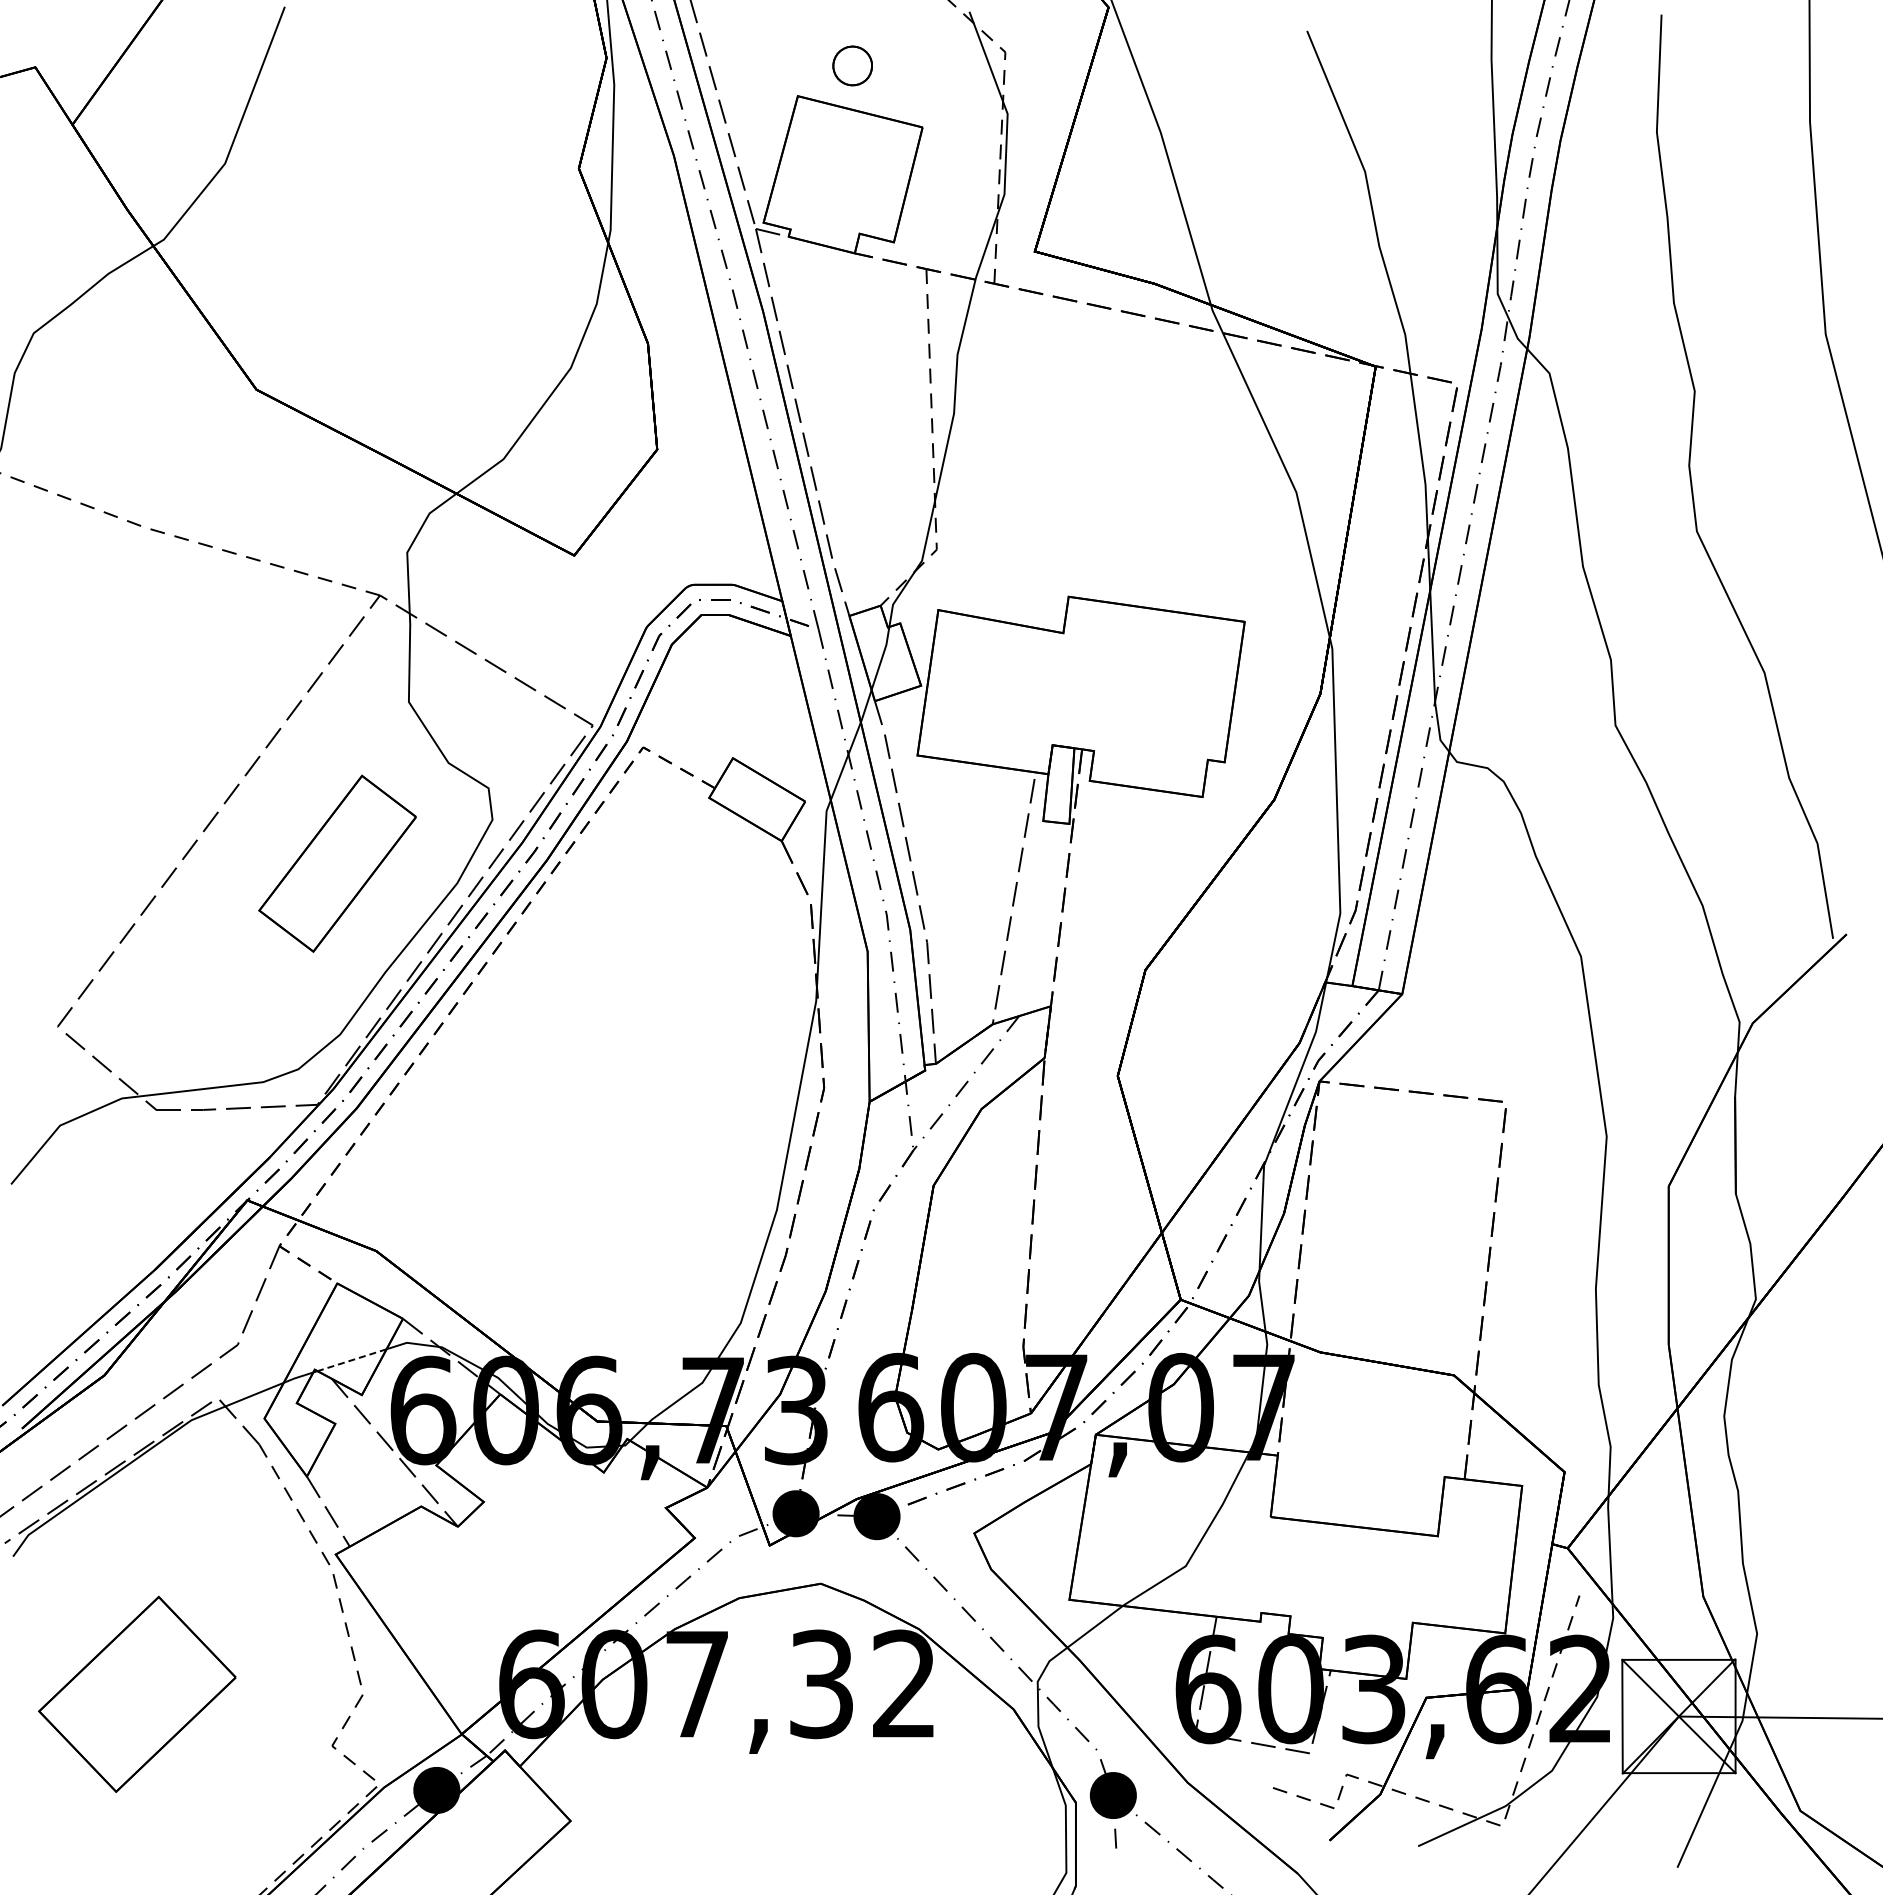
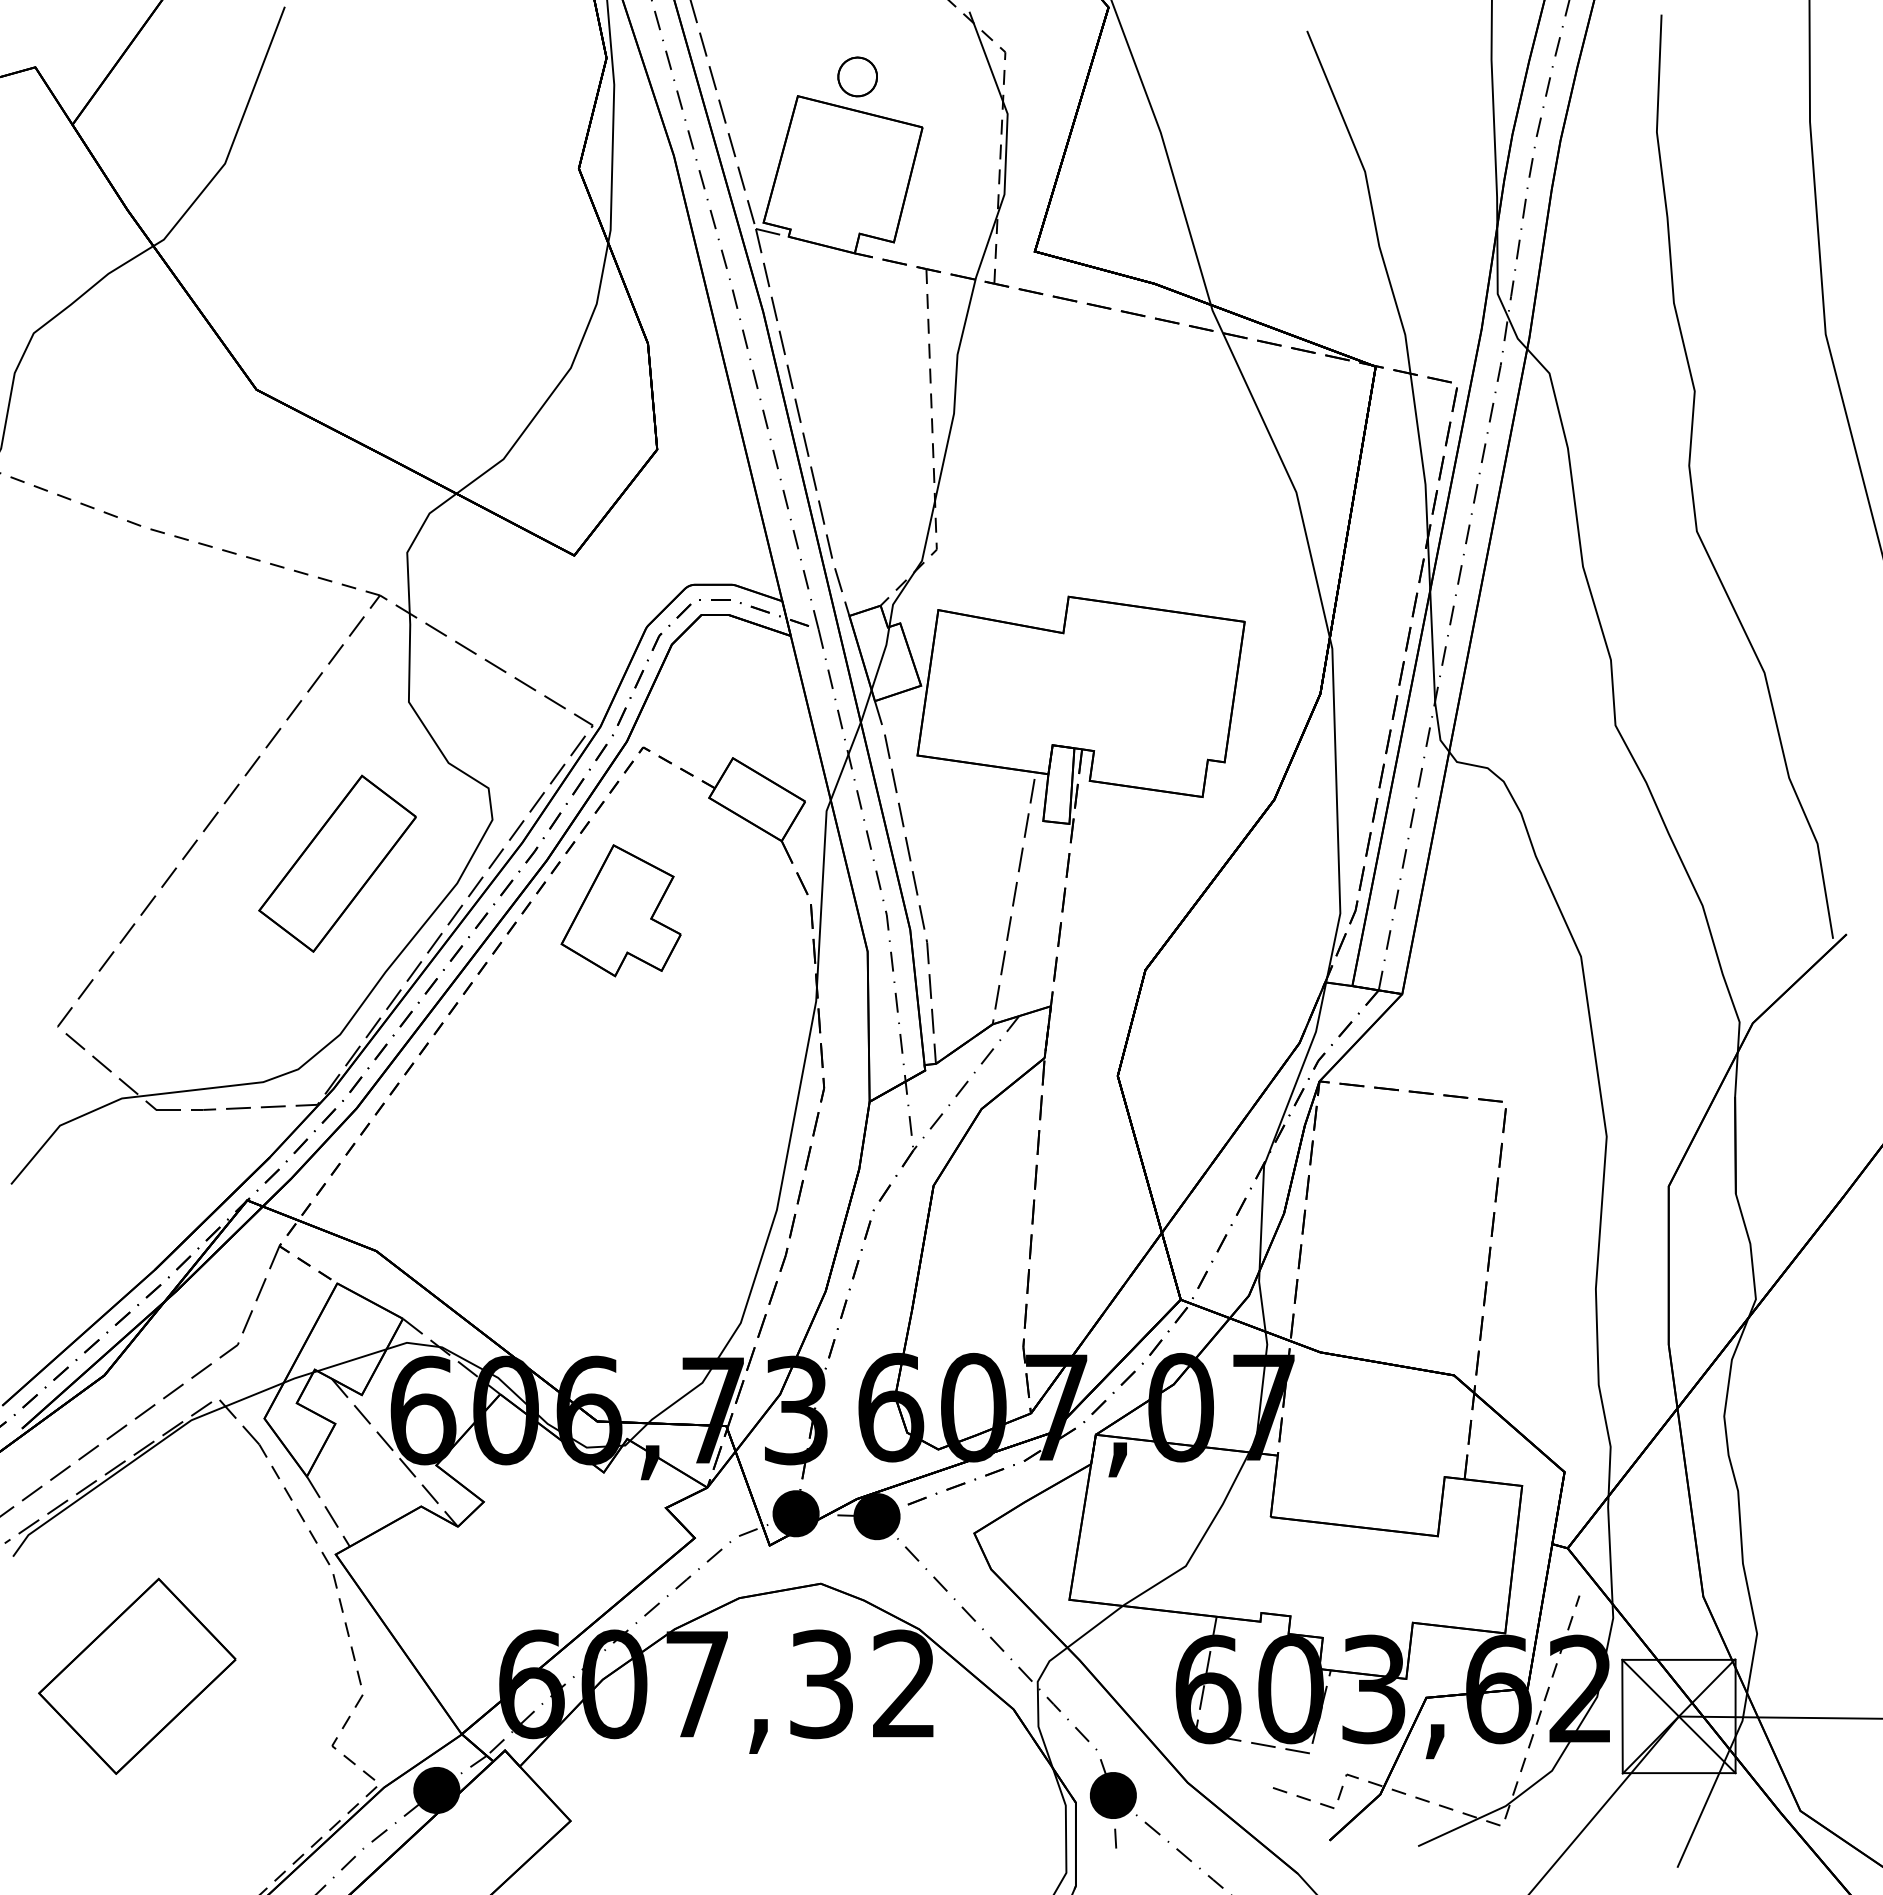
part position: (852, 65) -> (857, 76) (857, 76)
part: none -> present (620, 910)
line: dashed -> solid (351, 1360)
part position: (137, 1693) -> (137, 1675) (137, 1675)
